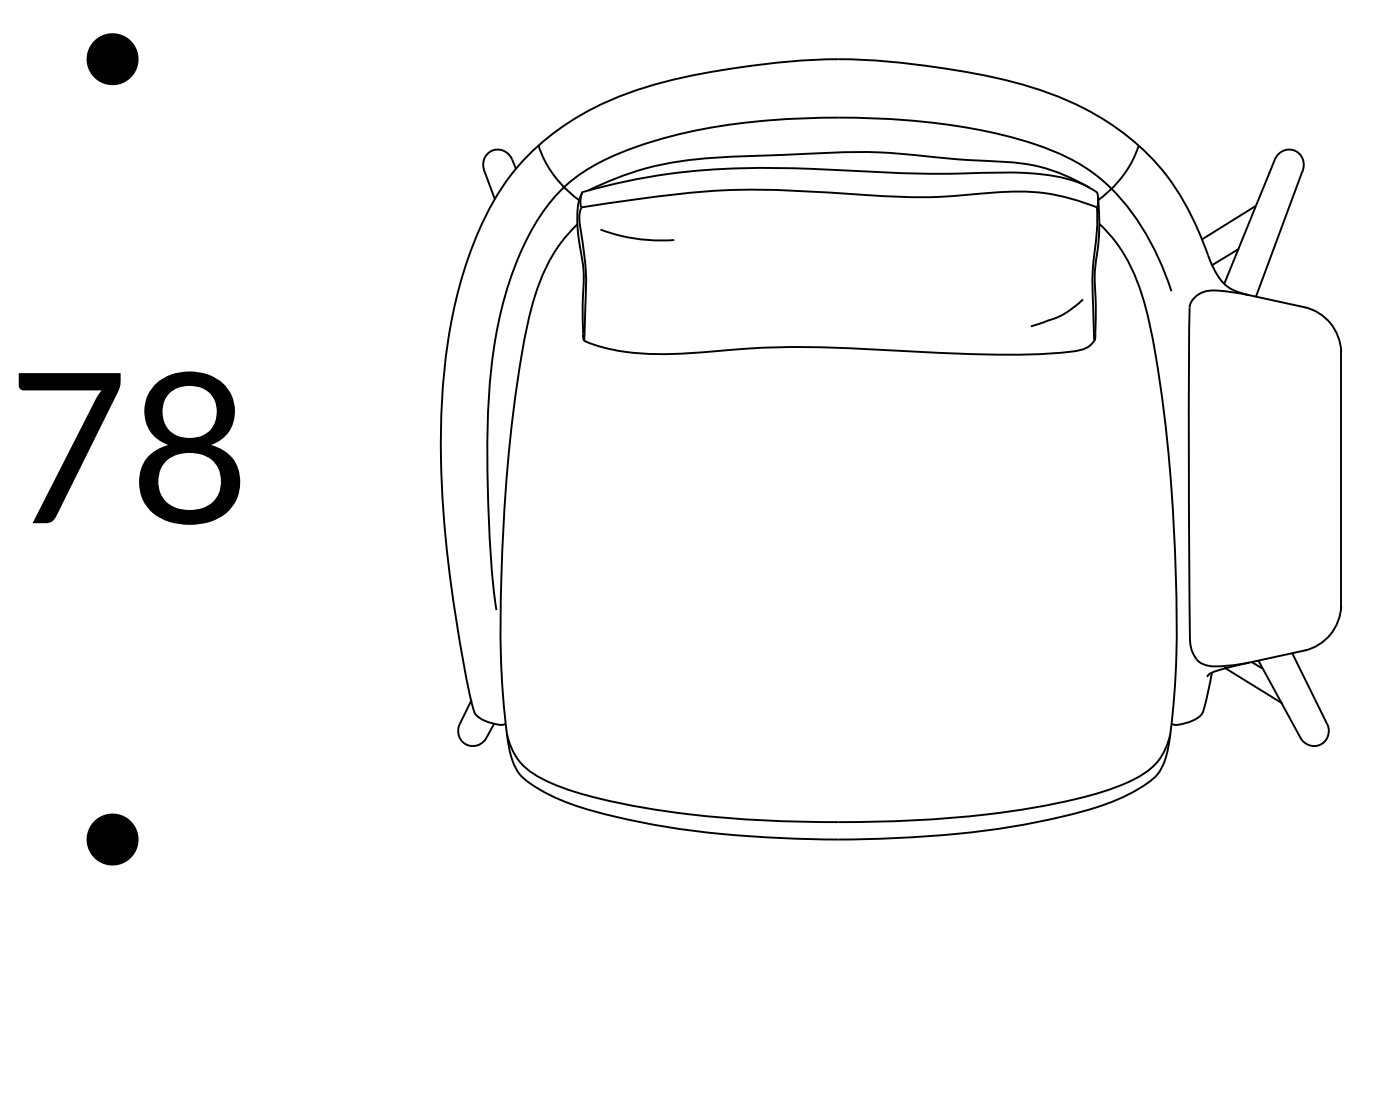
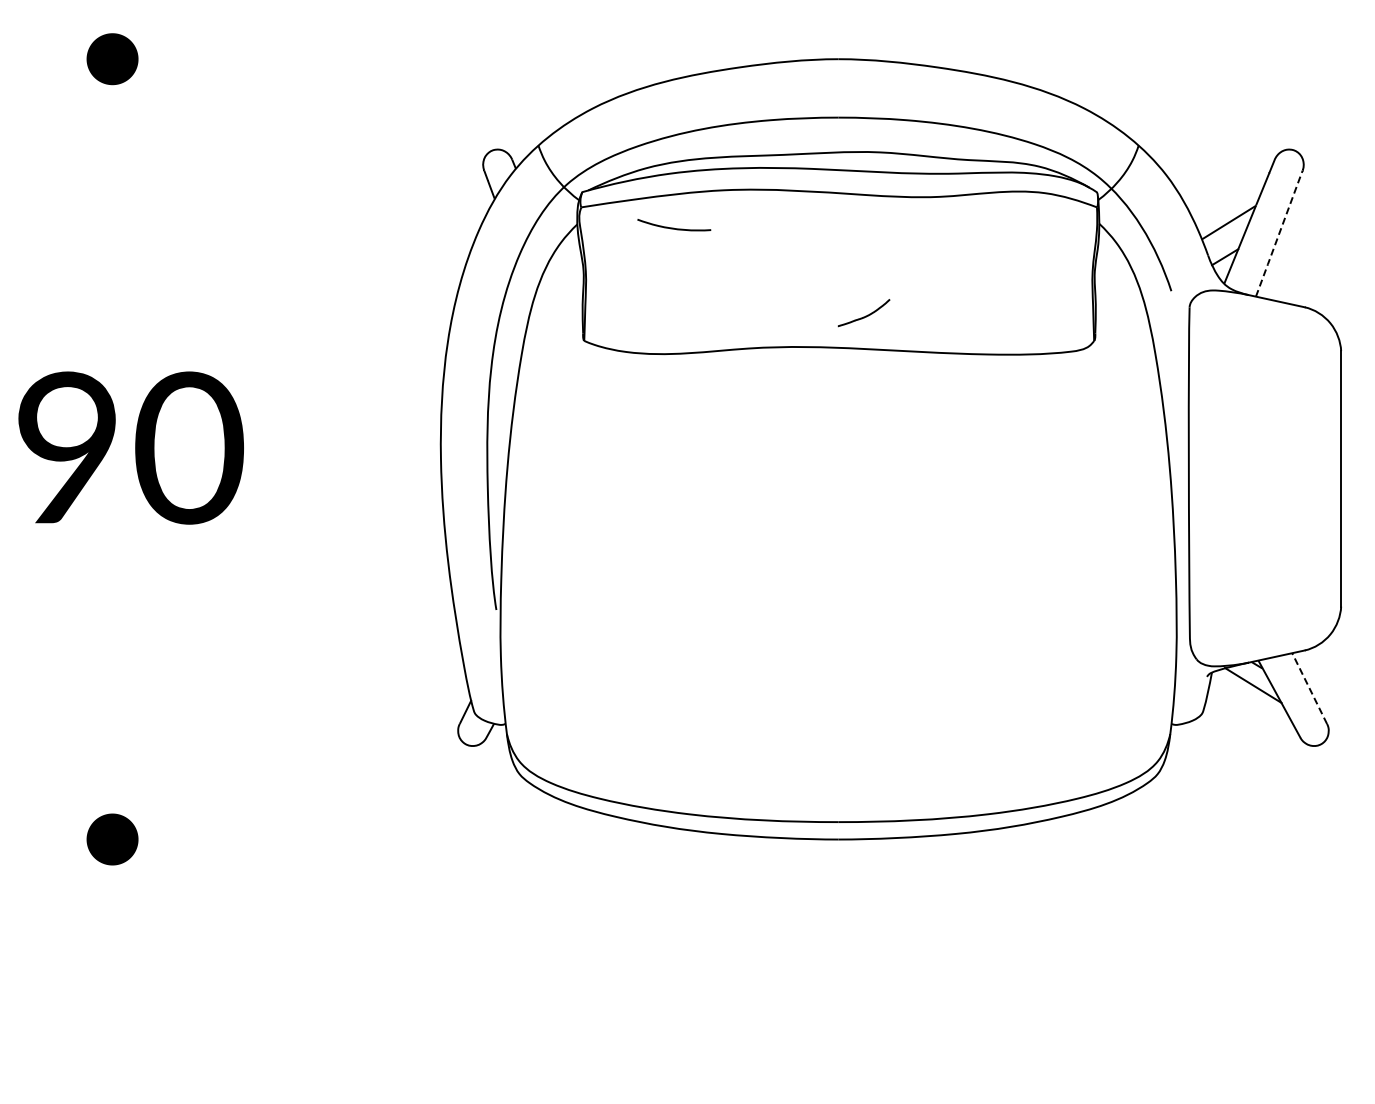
line: solid -> dashed (1279, 234)
curve position: (636, 237) -> (673, 227) (673, 227)
curve position: (1058, 315) -> (865, 315) (865, 315)
text: 78 -> 90 (130, 447)
line: solid -> dashed (1309, 688)
